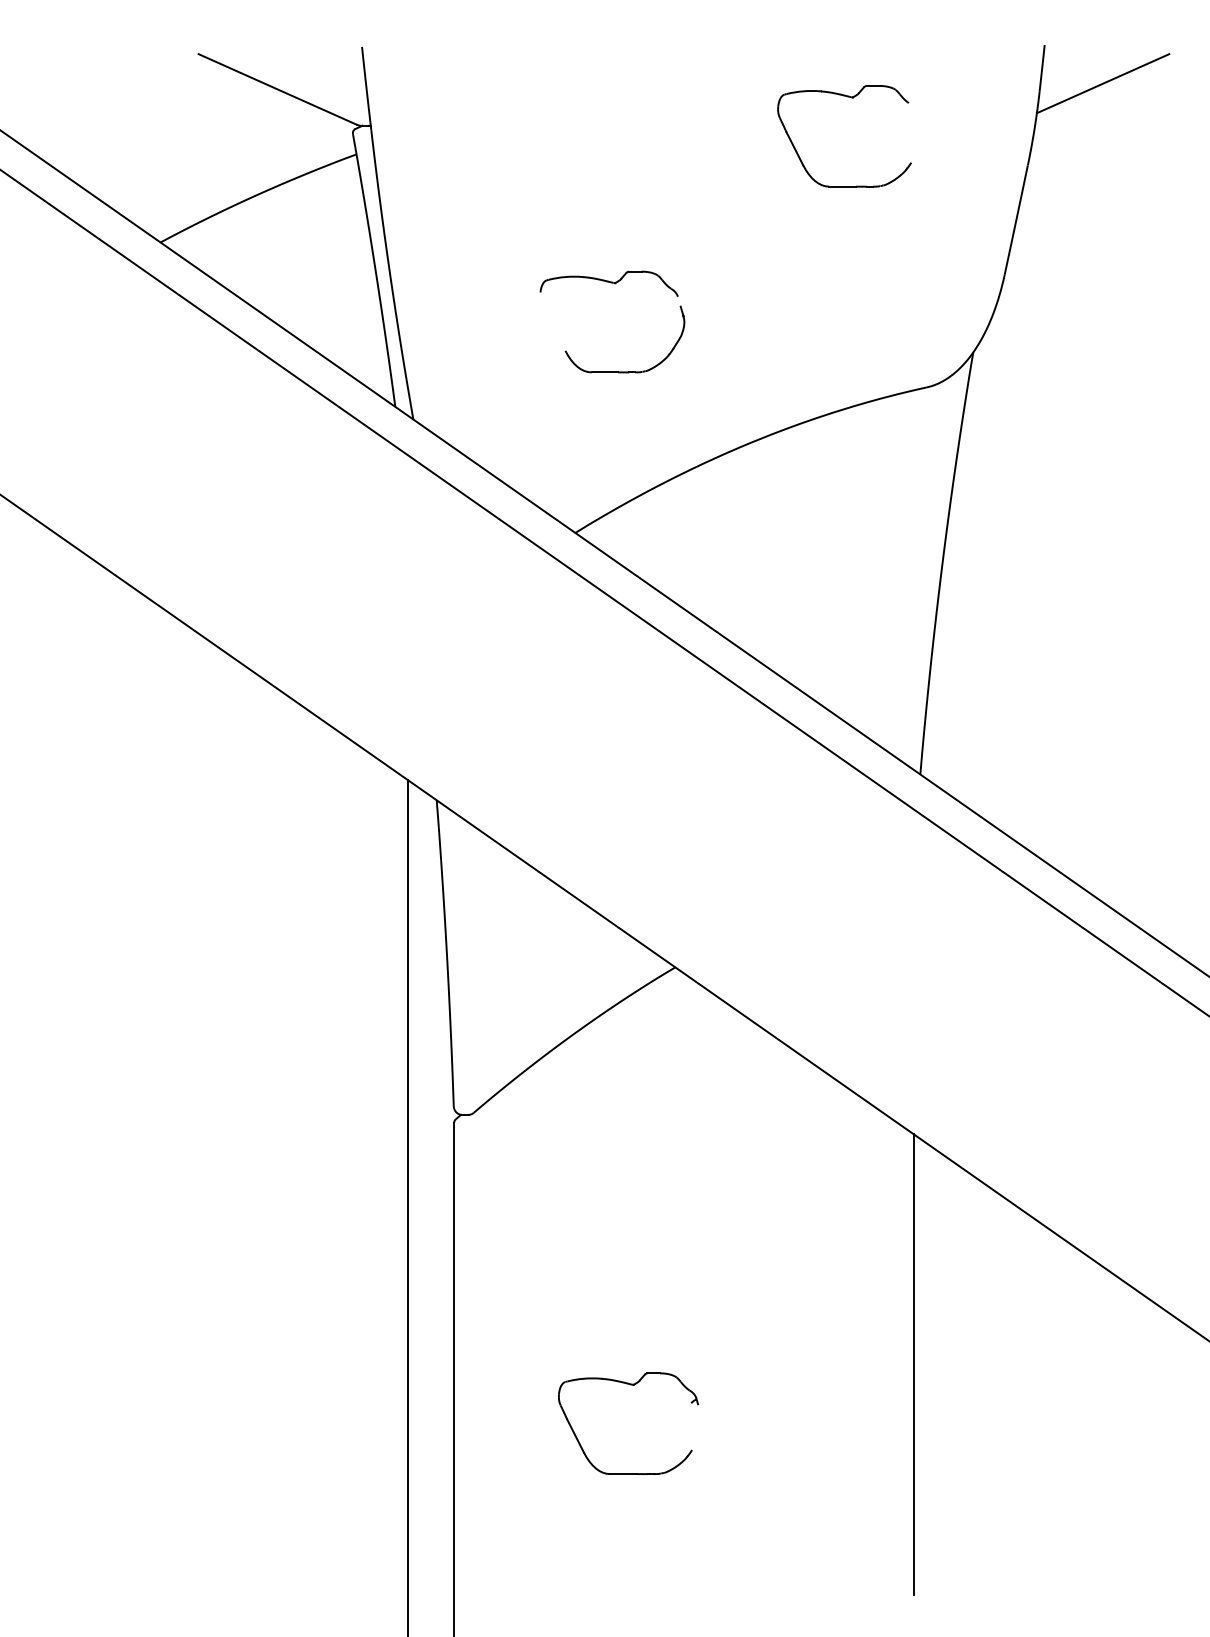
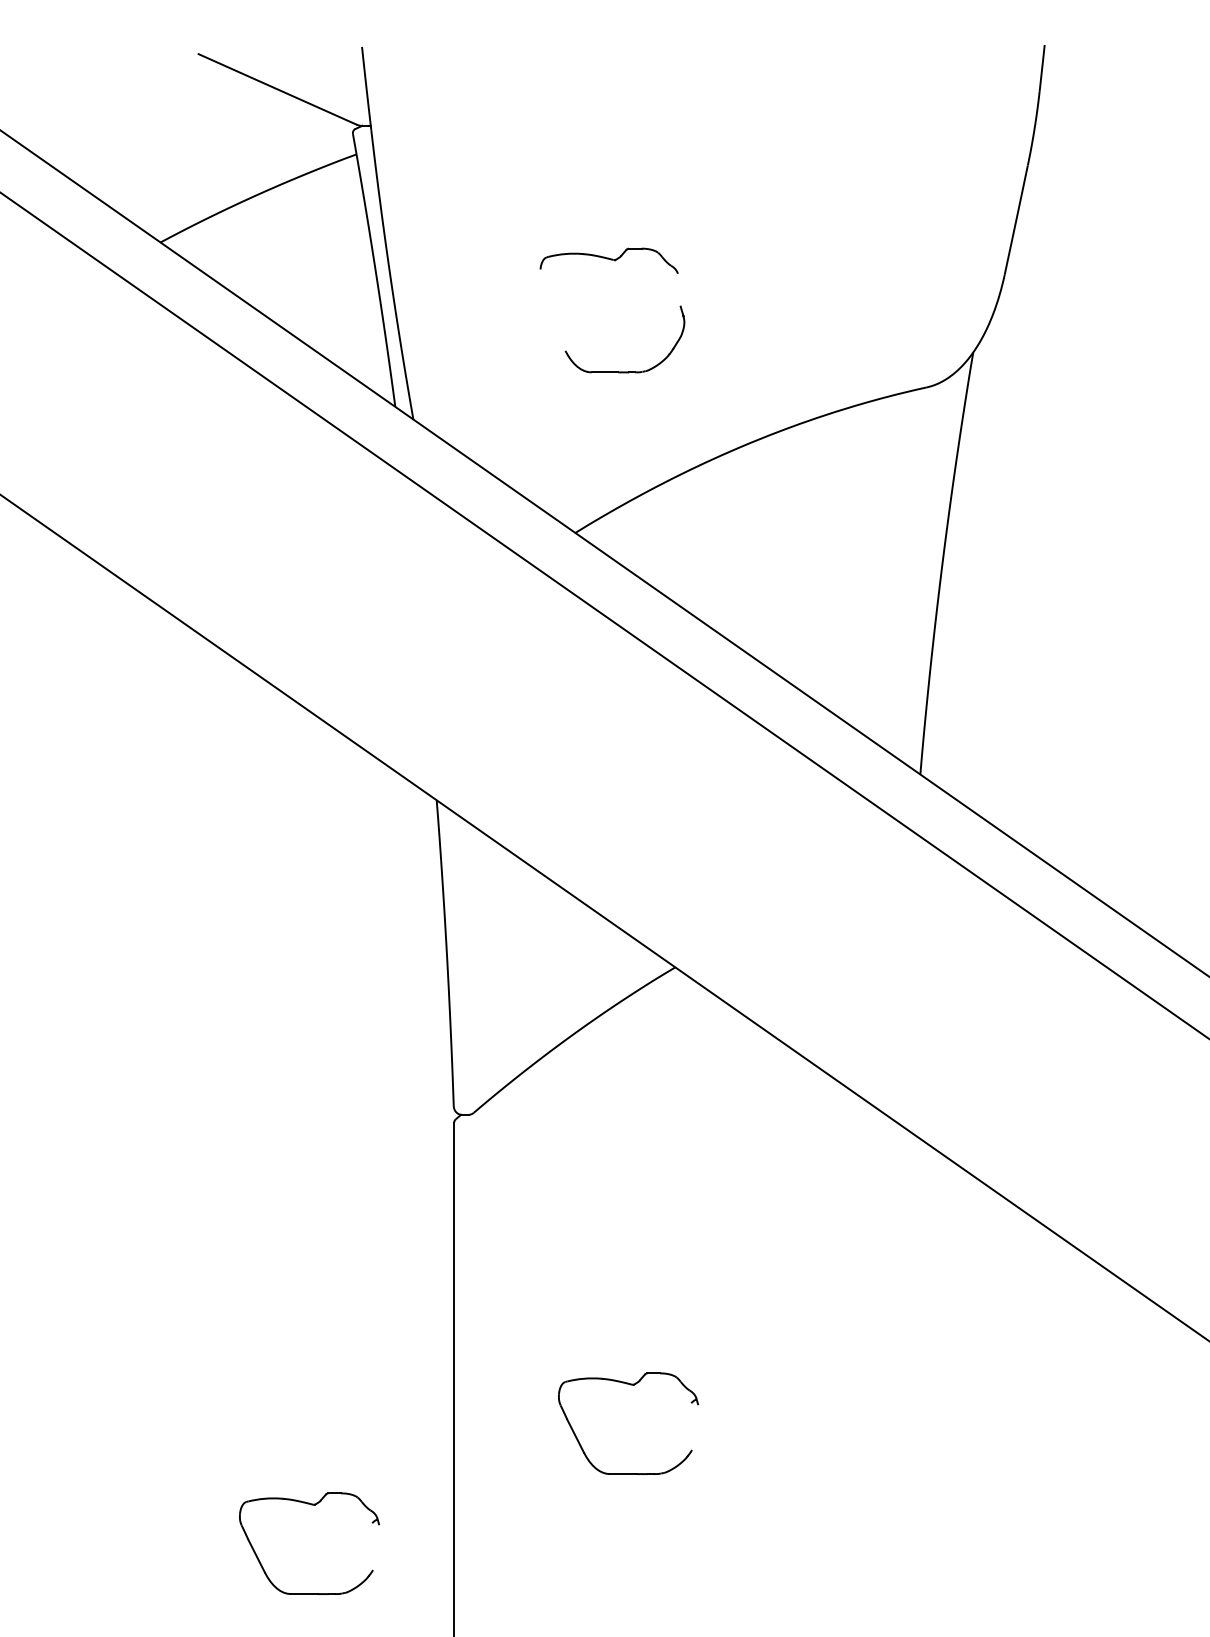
line: present -> none (1102, 83)
part: present -> none (851, 98)
part position: (608, 283) -> (608, 260) (608, 260)
line position: (604, 592) -> (604, 615) (604, 615)
line: present -> none (407, 1206)
line: present -> none (913, 1364)
part: none -> present (311, 1505)
